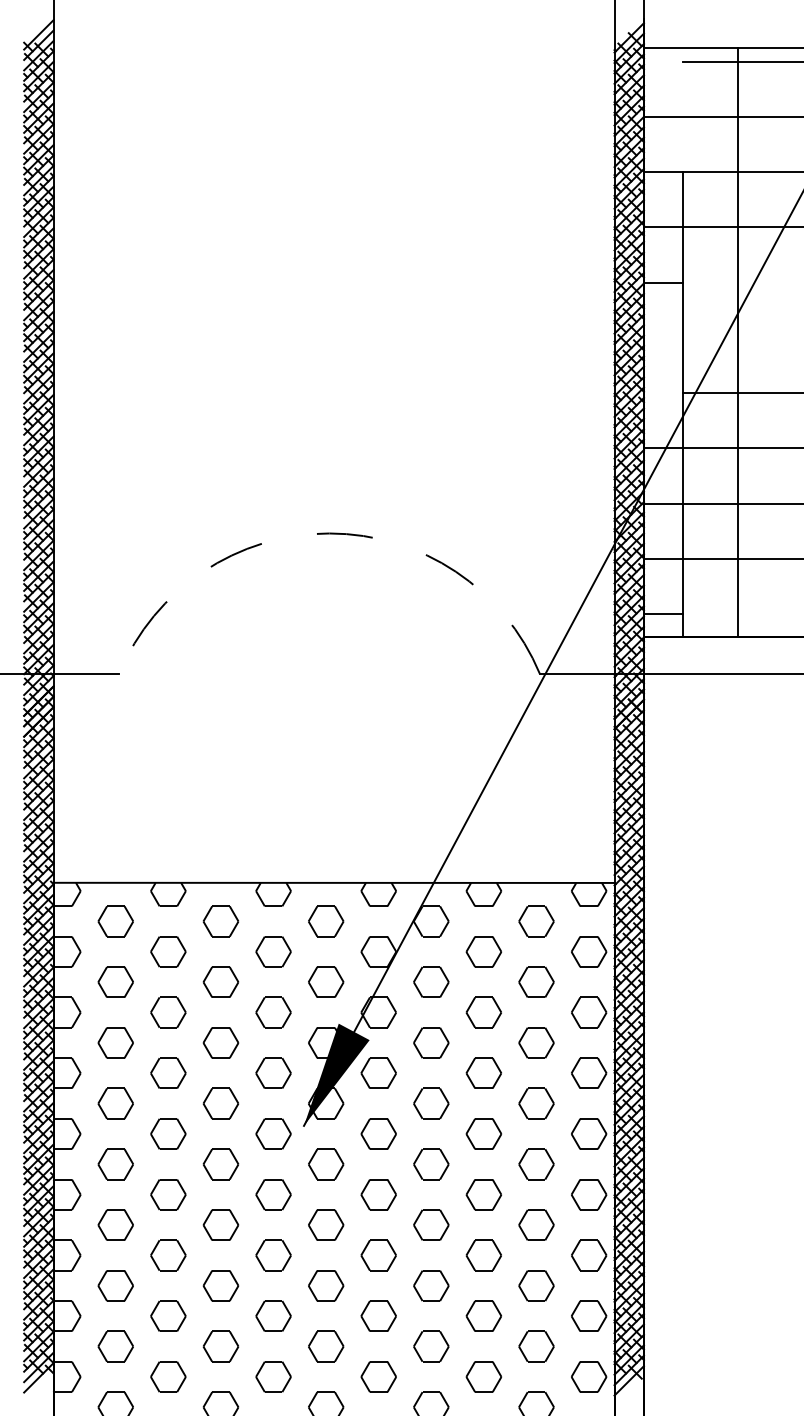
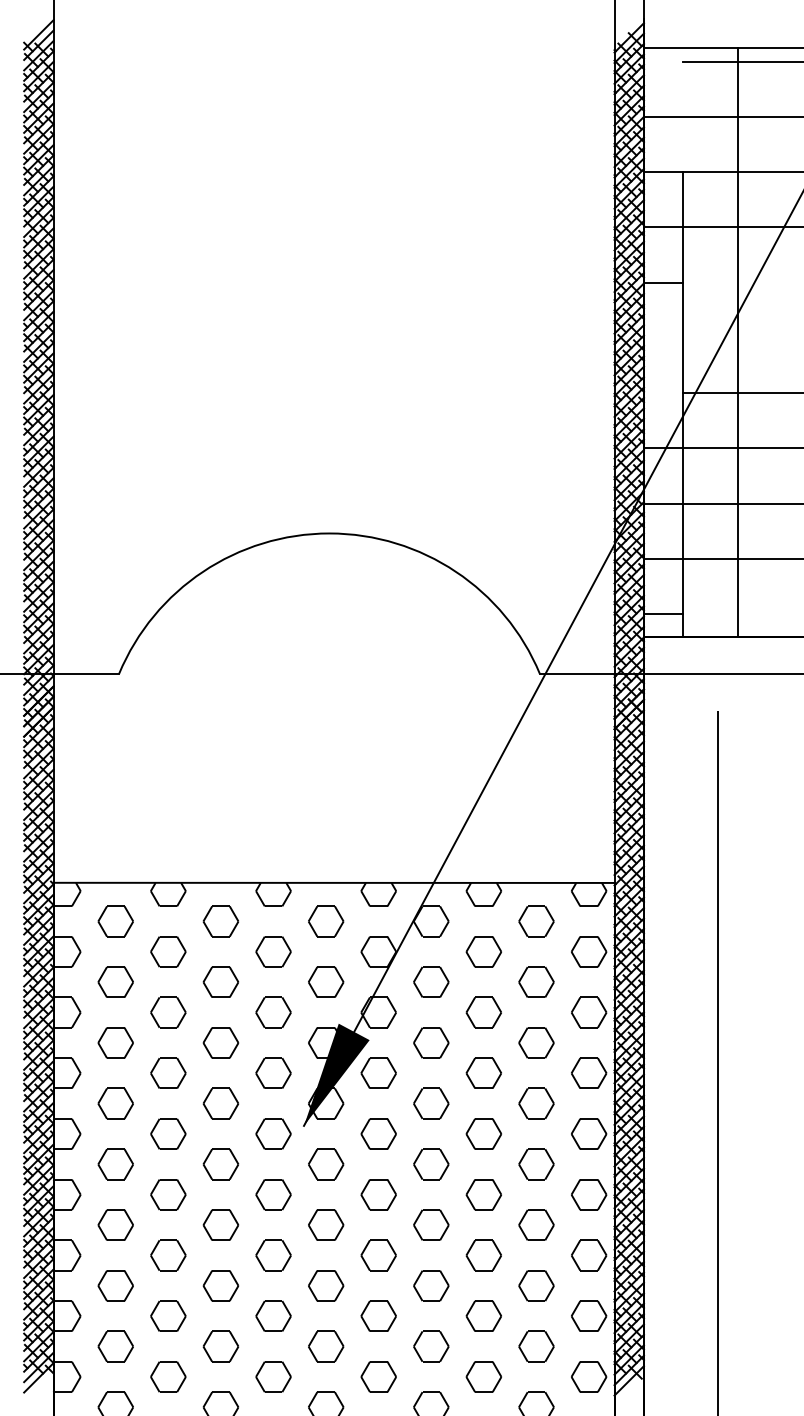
arc: dashed -> solid (329, 533)
line: none -> present (717, 1061)
